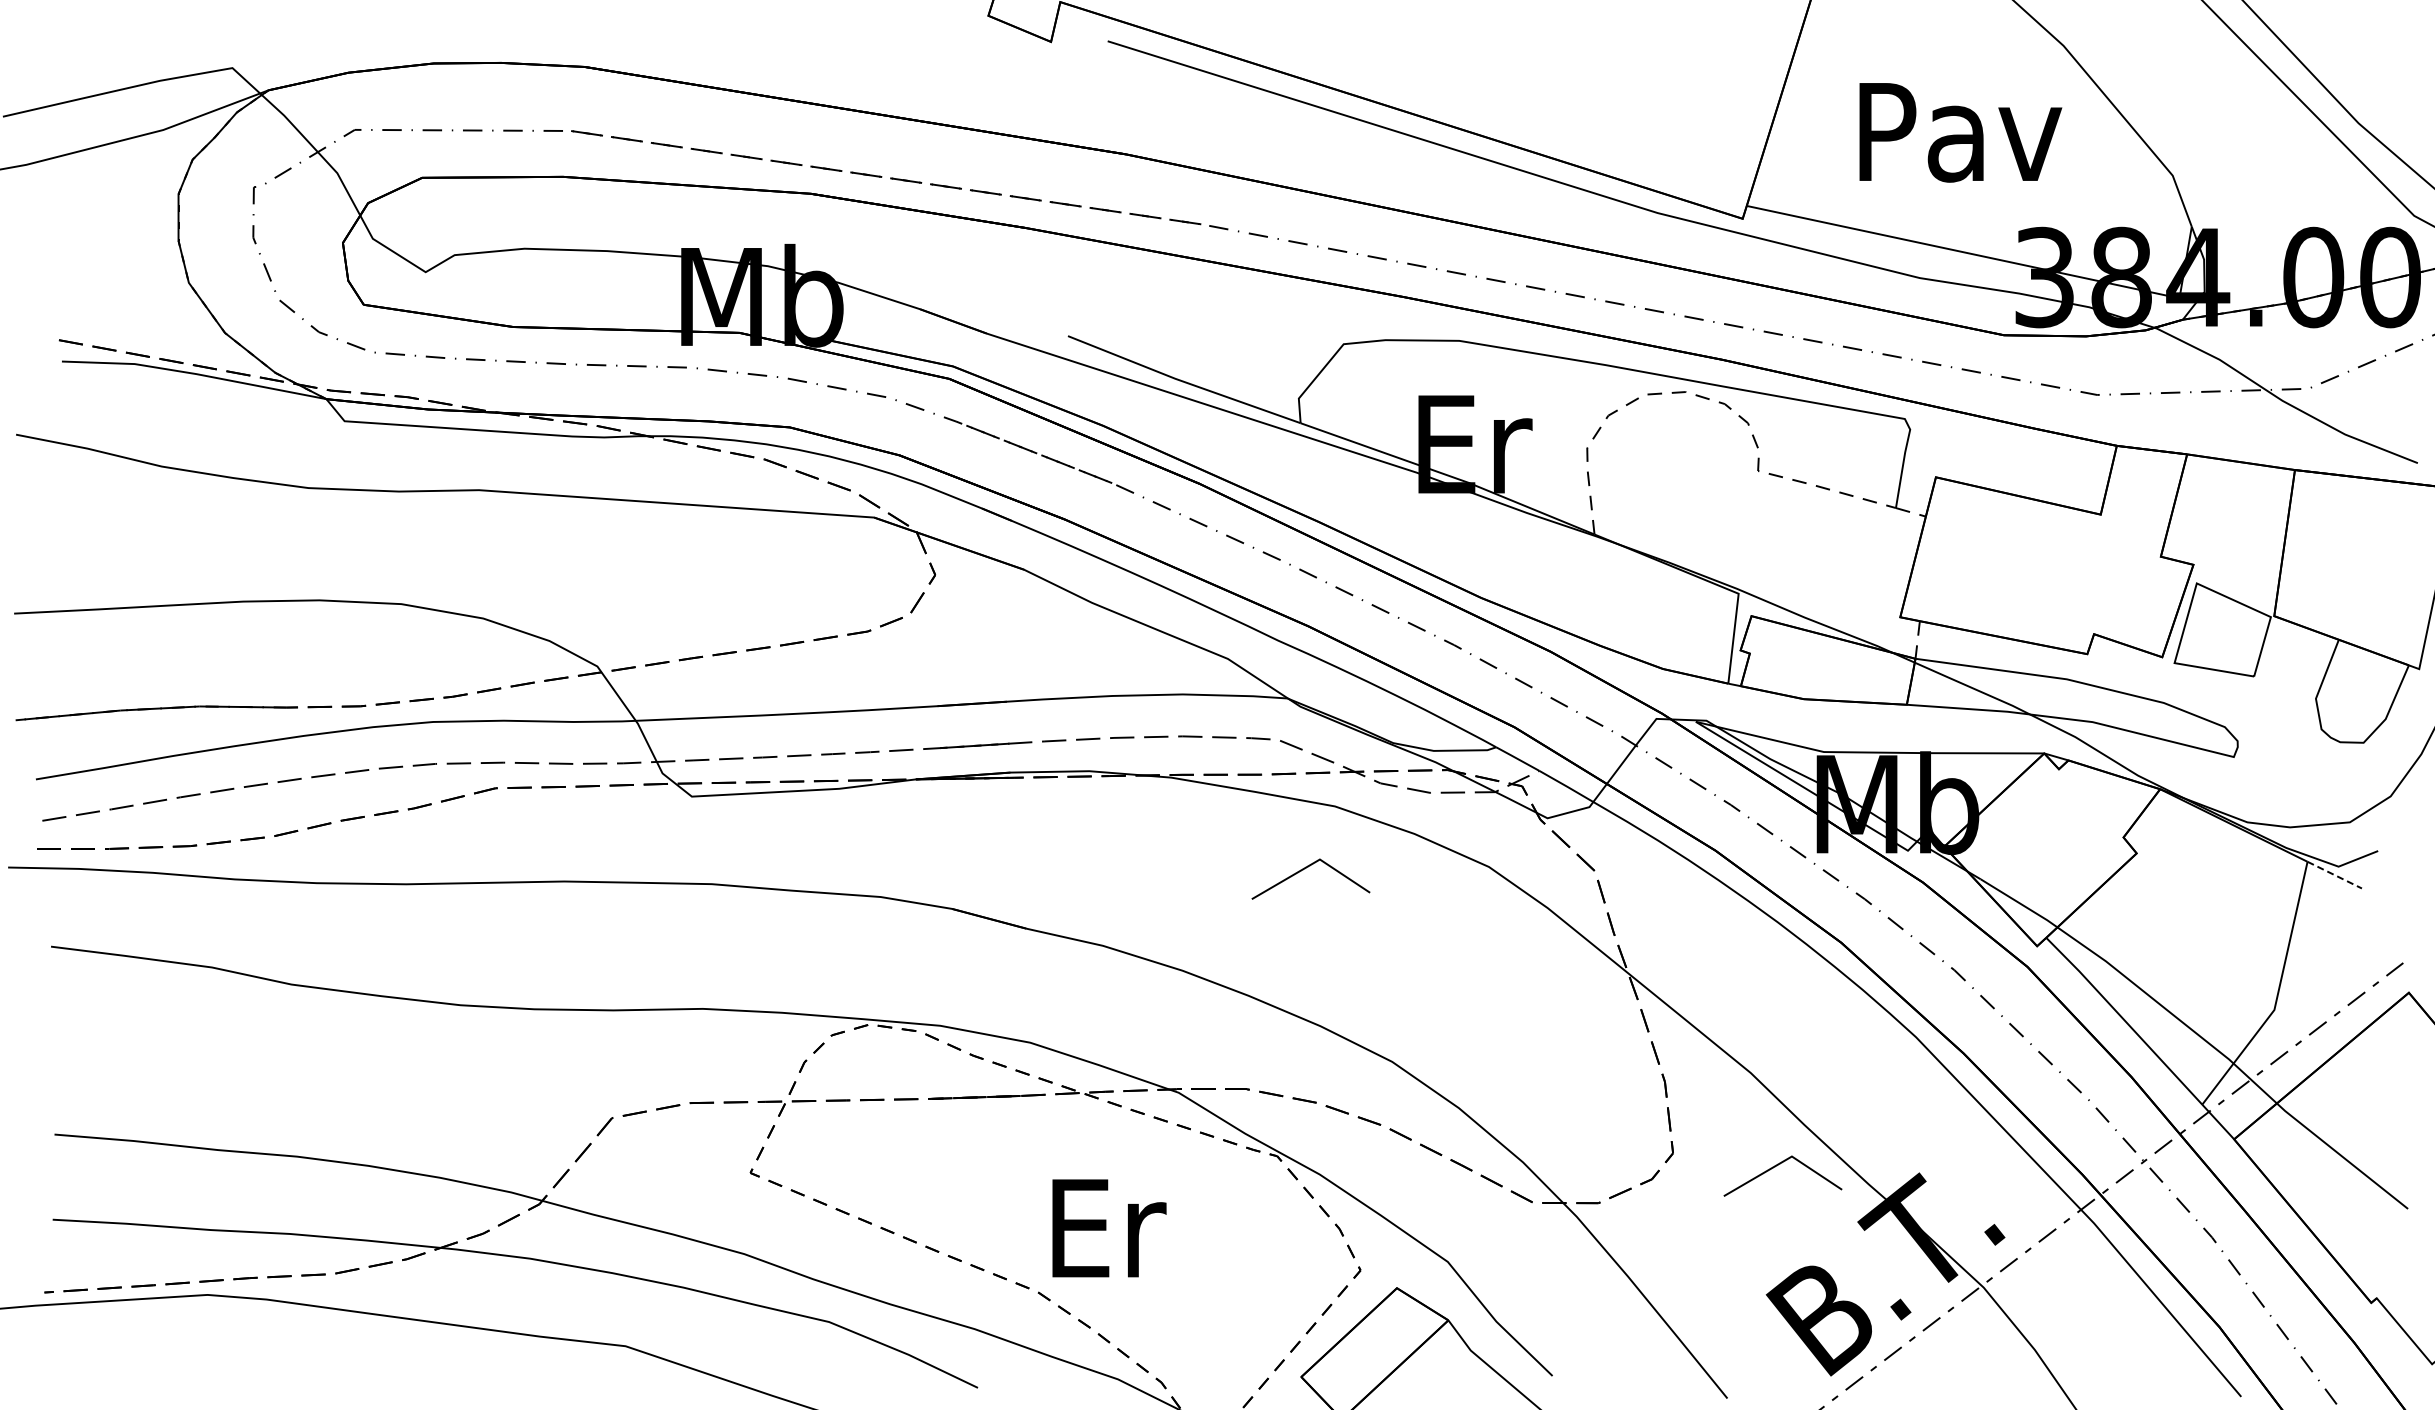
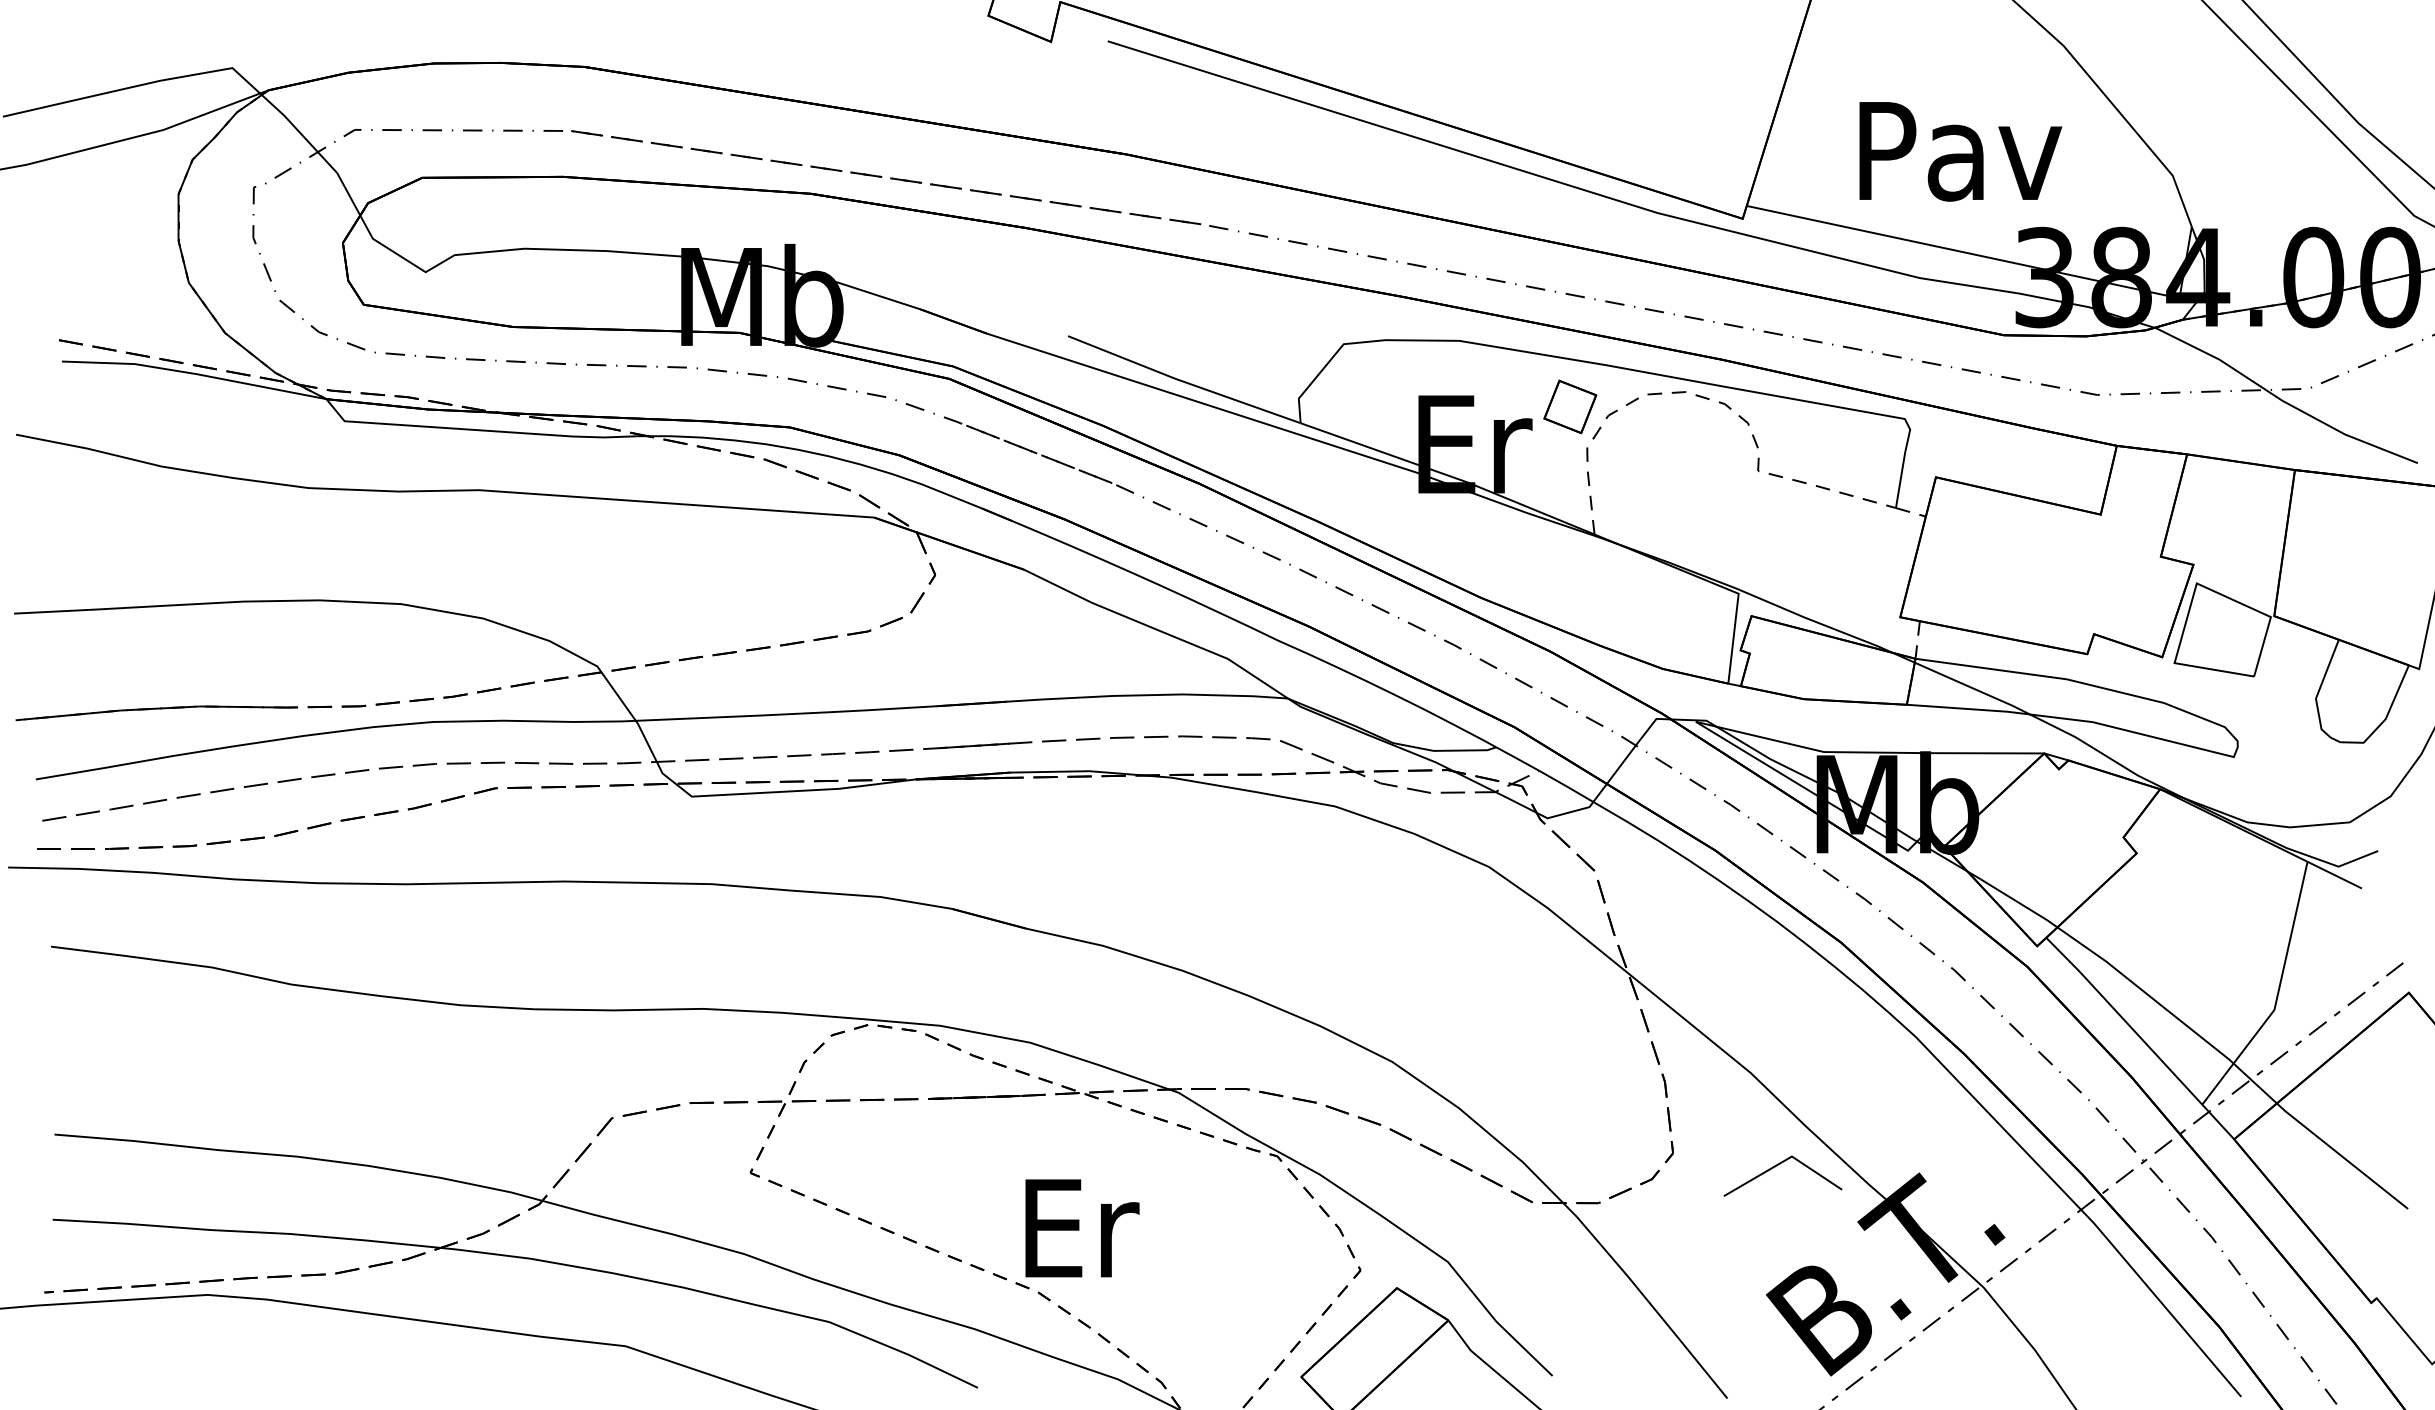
text position: (1960, 132) -> (1960, 151) (1960, 151)
part: none -> present (1570, 406)
line: present -> none (1303, 870)
line: dashed -> solid (2335, 875)
text position: (1109, 1228) -> (1082, 1228) (1082, 1228)
